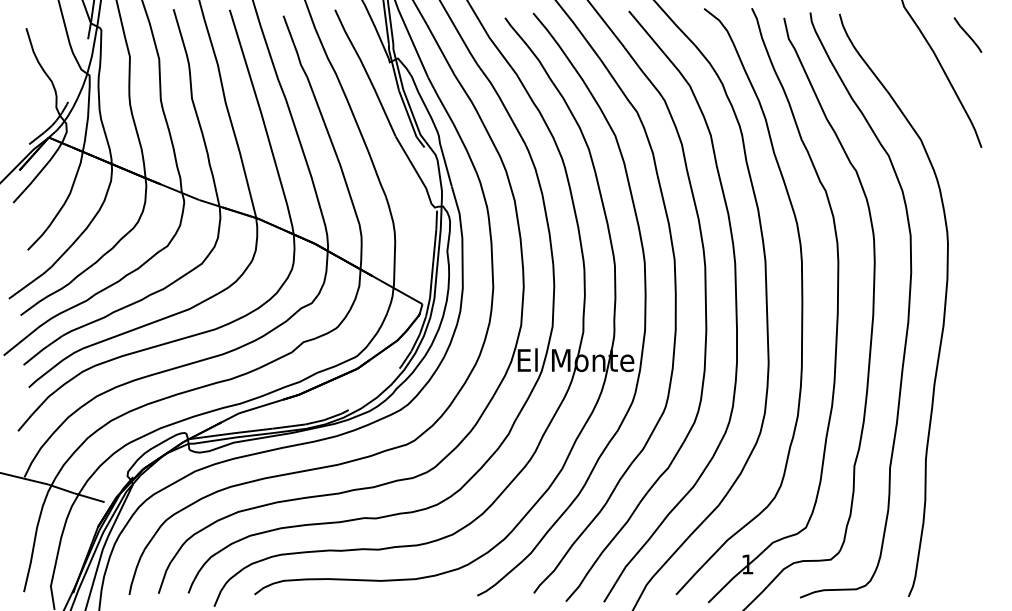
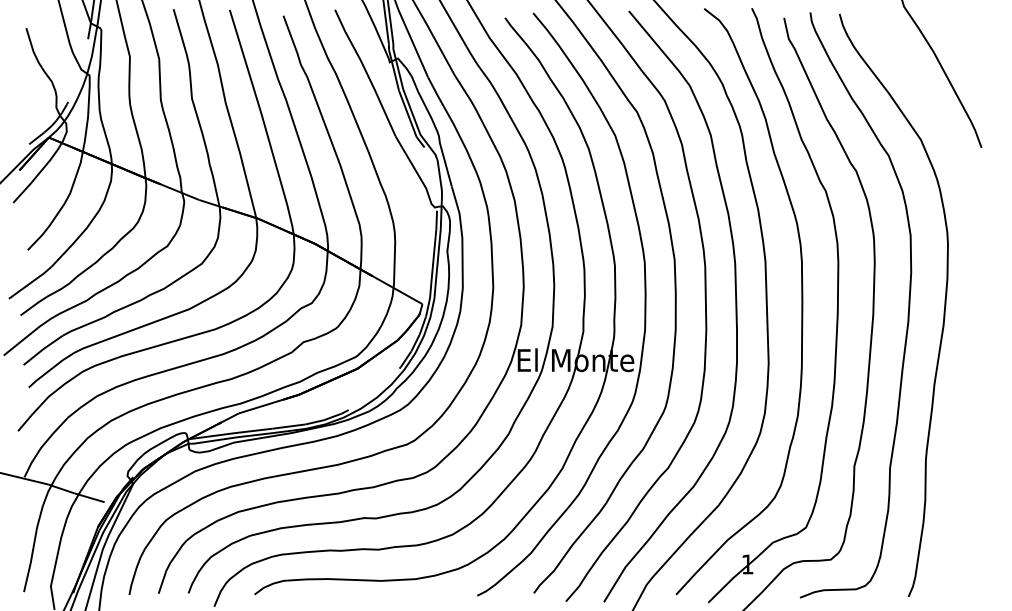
line: present -> none (967, 34)
